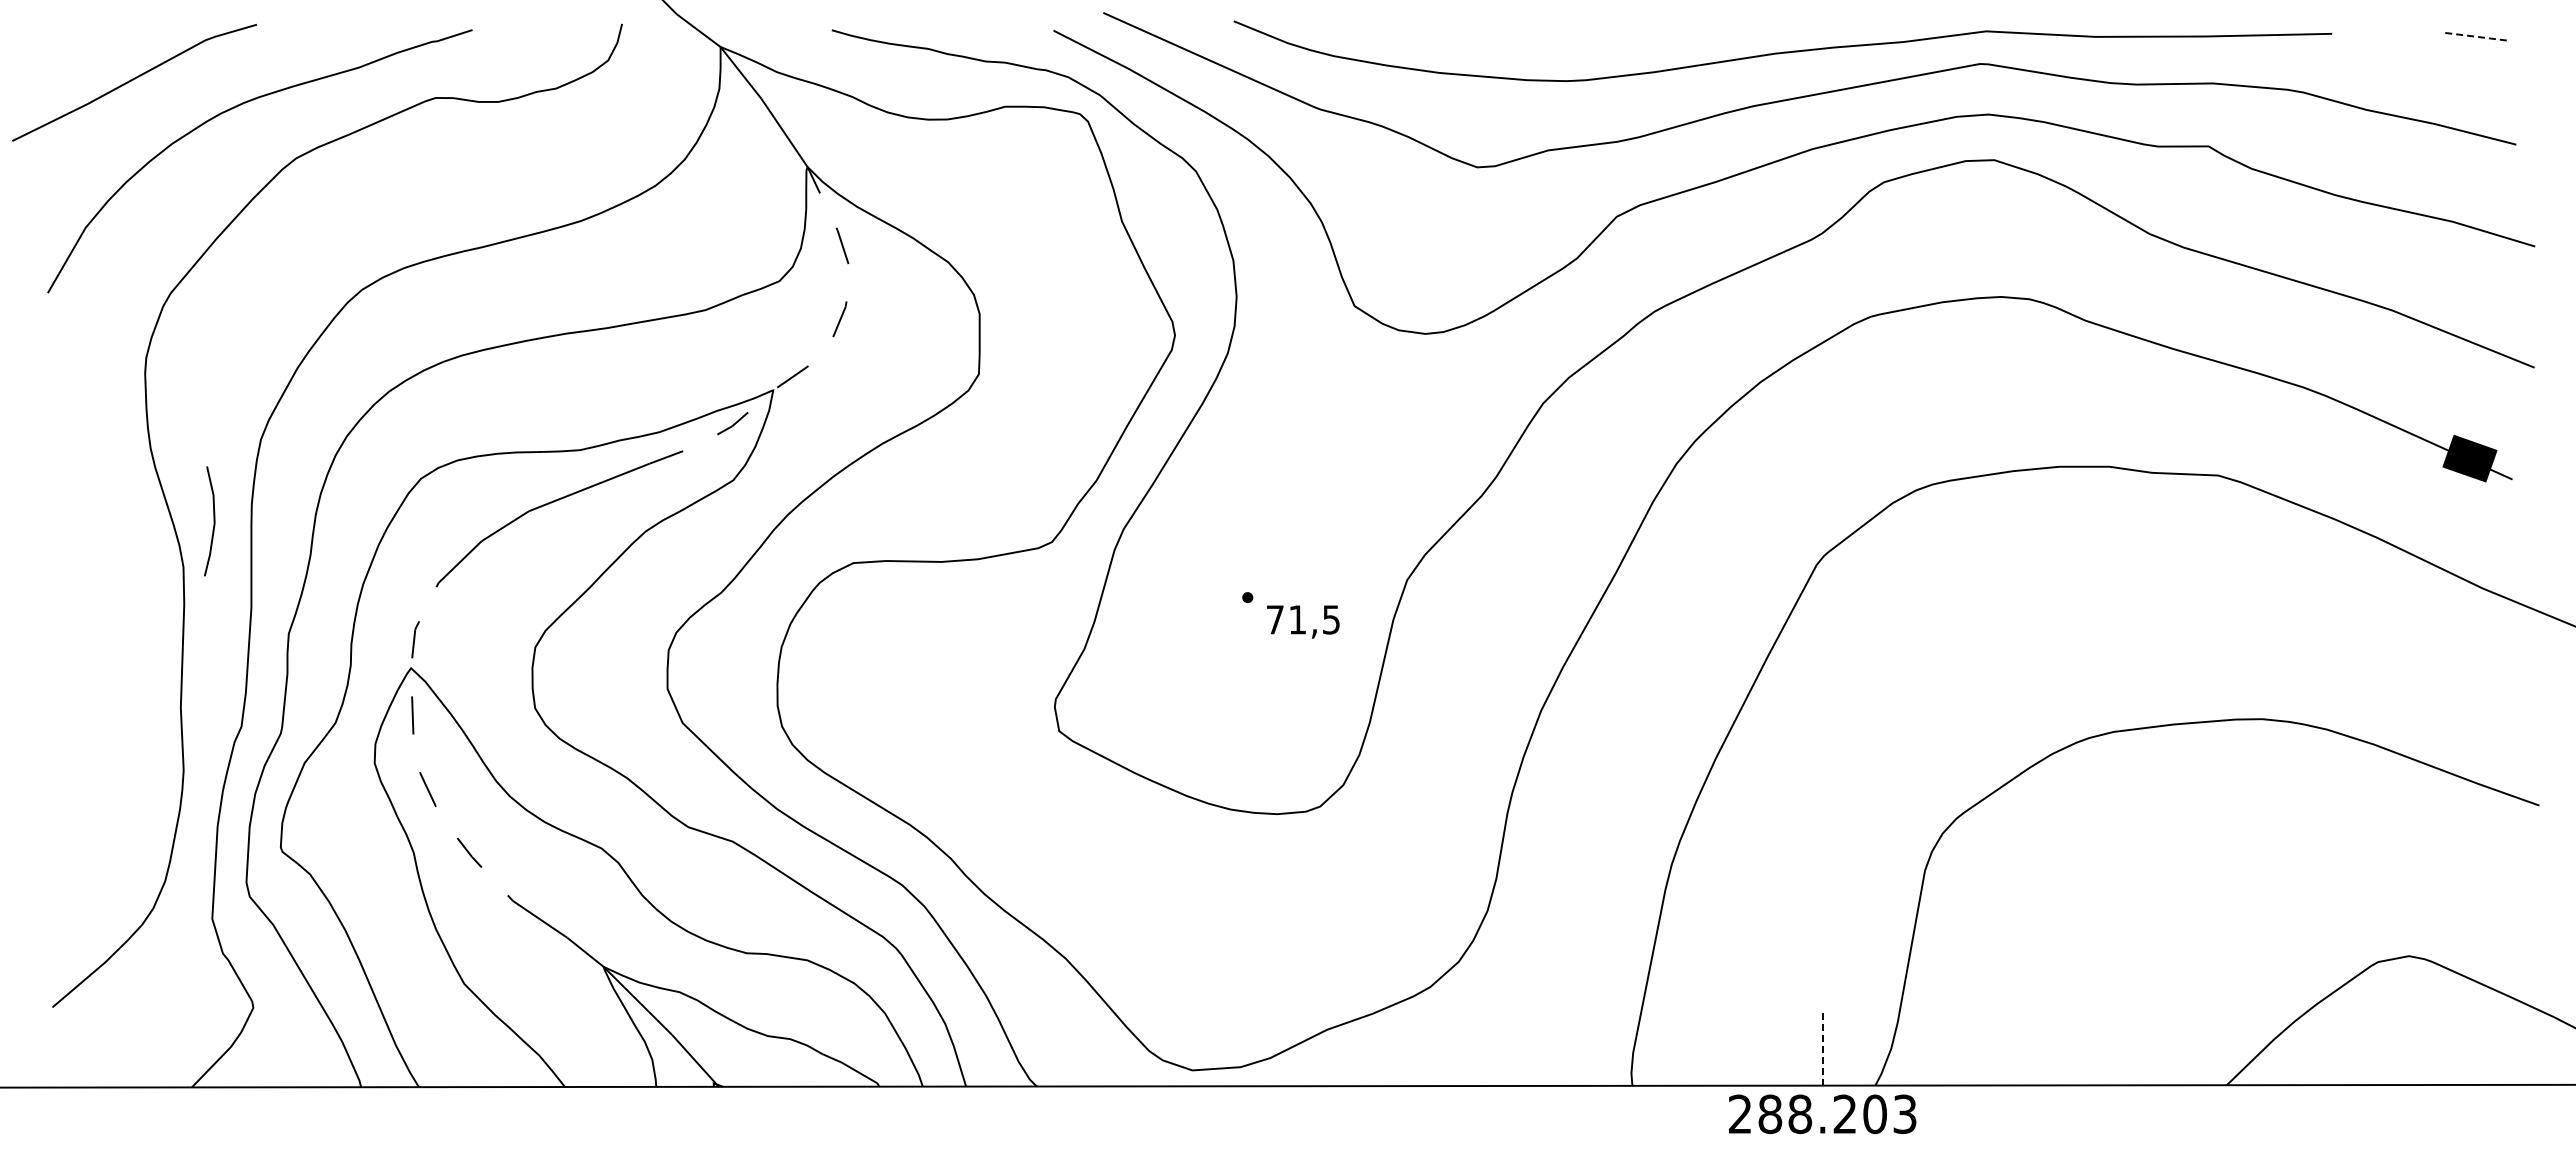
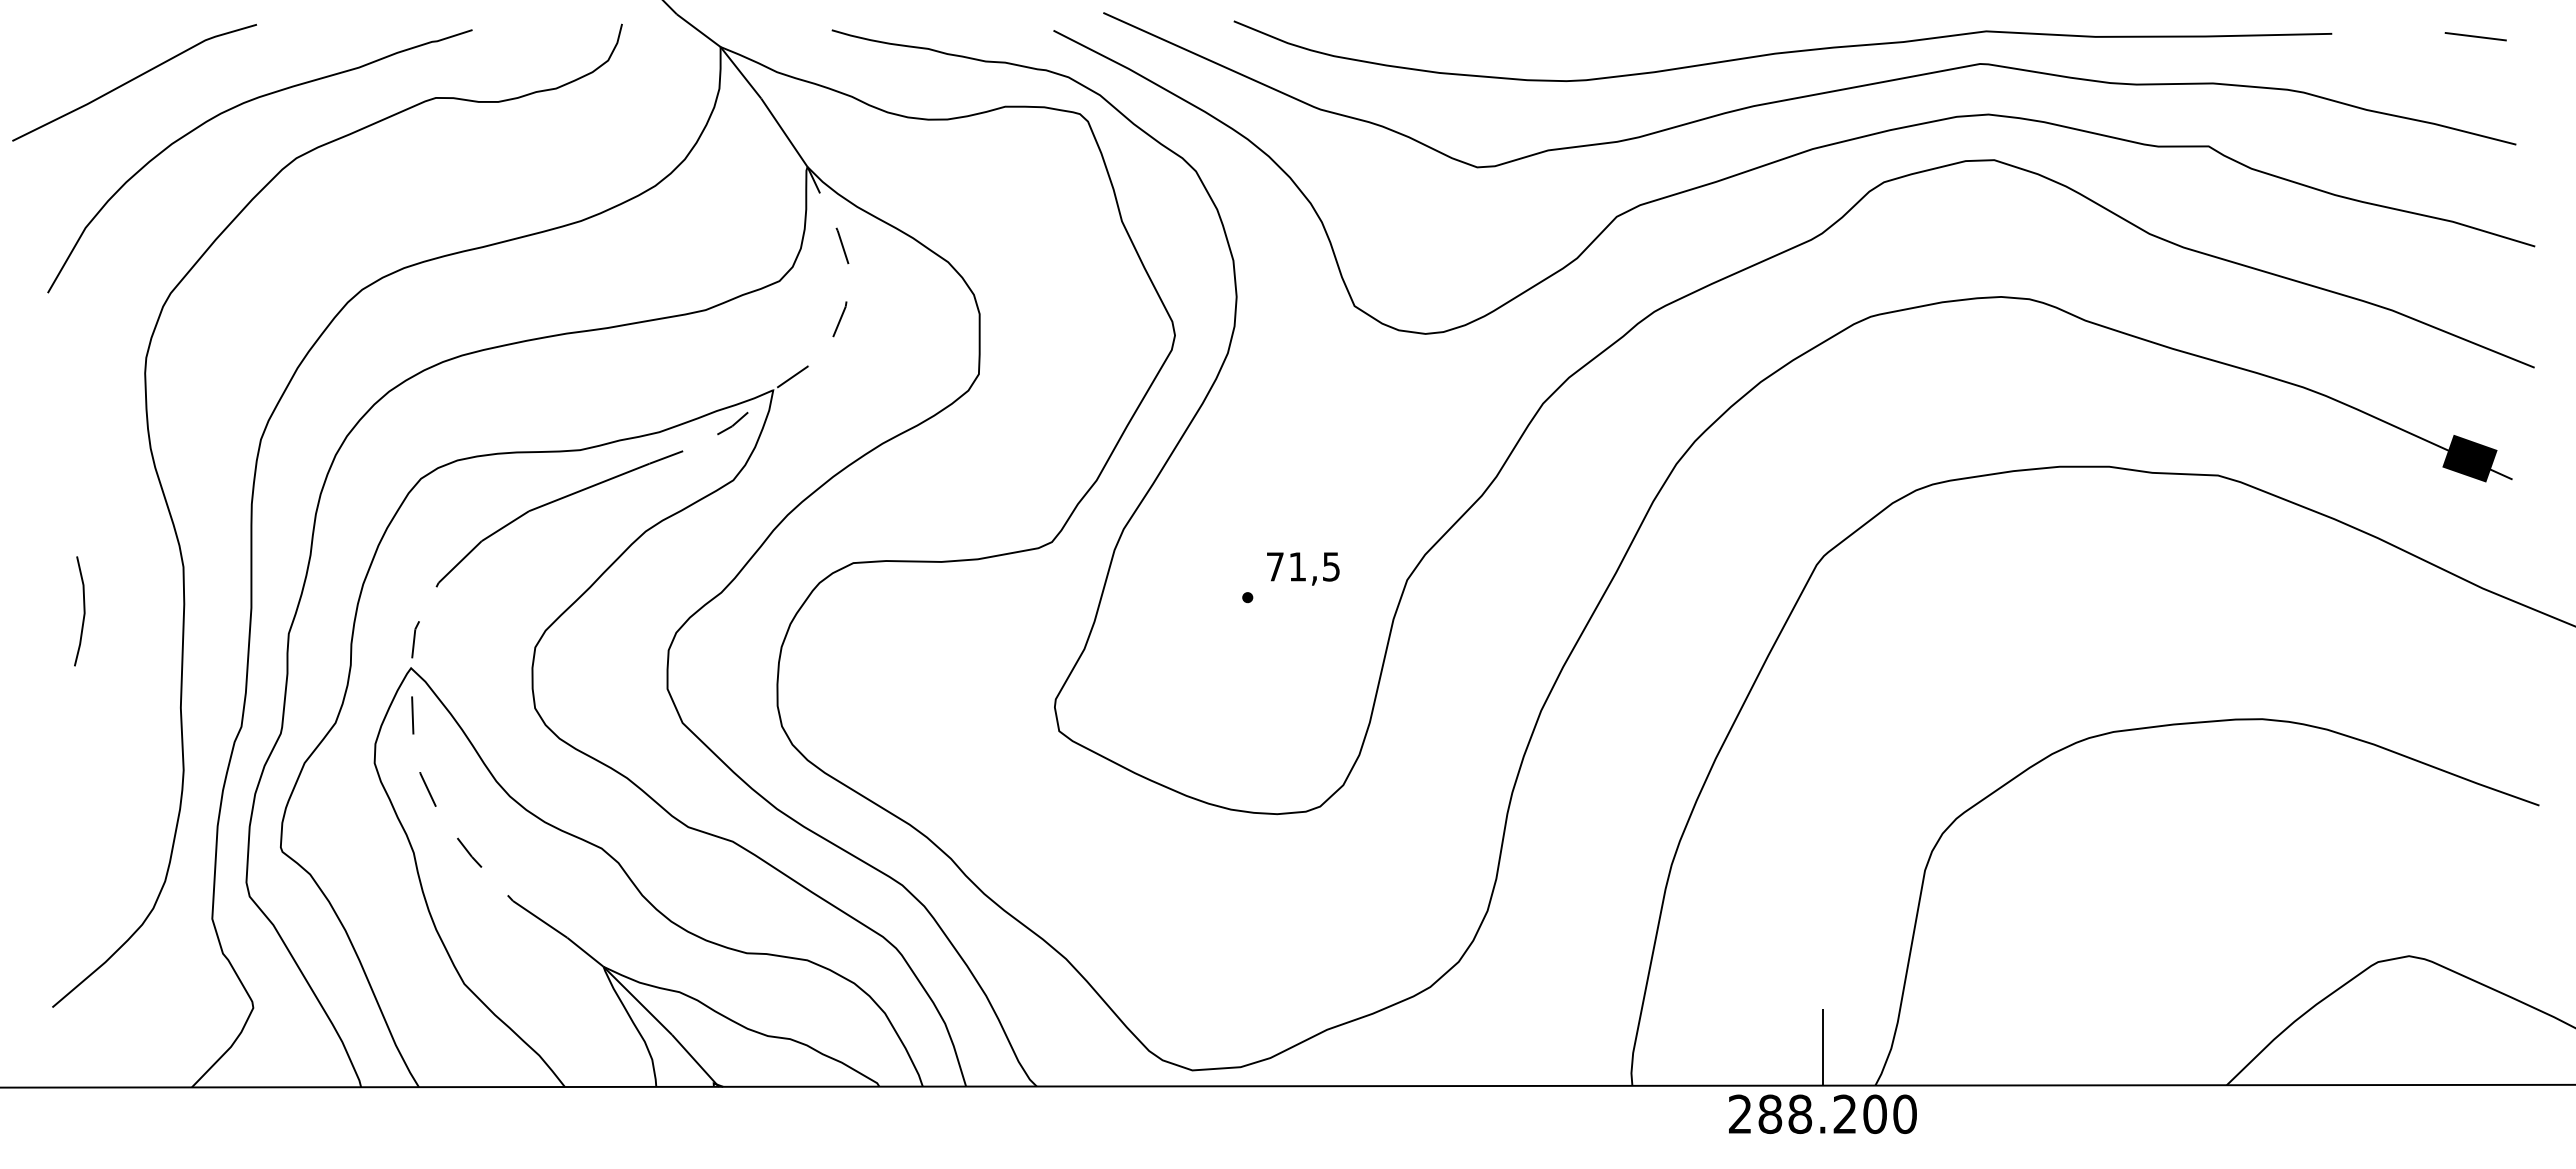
line: dashed -> solid (2475, 36)
line position: (213, 521) -> (83, 611) (83, 611)
text position: (1303, 621) -> (1303, 568) (1303, 568)
line: dashed -> solid (1822, 1047)
text: 288.203 -> 288.200 (1904, 1114)
